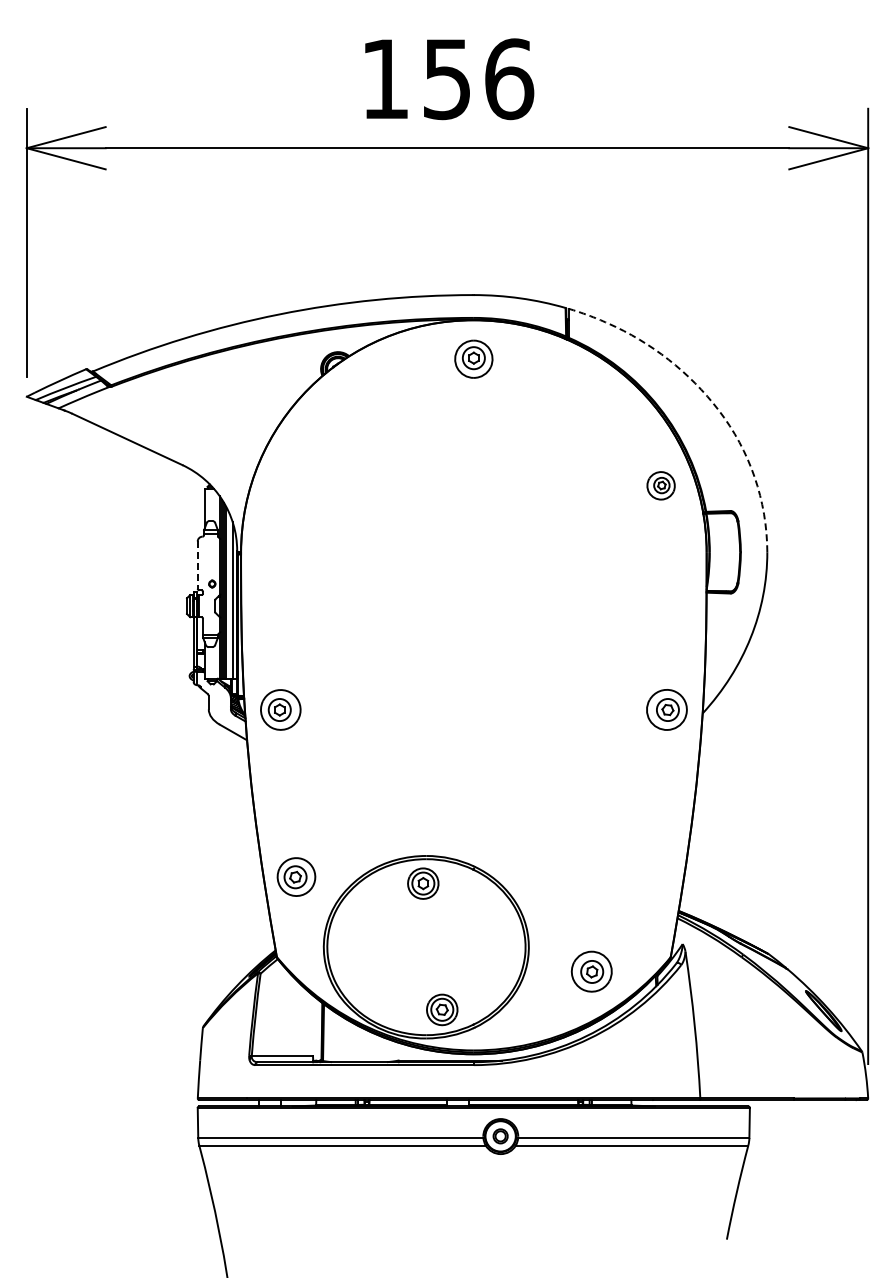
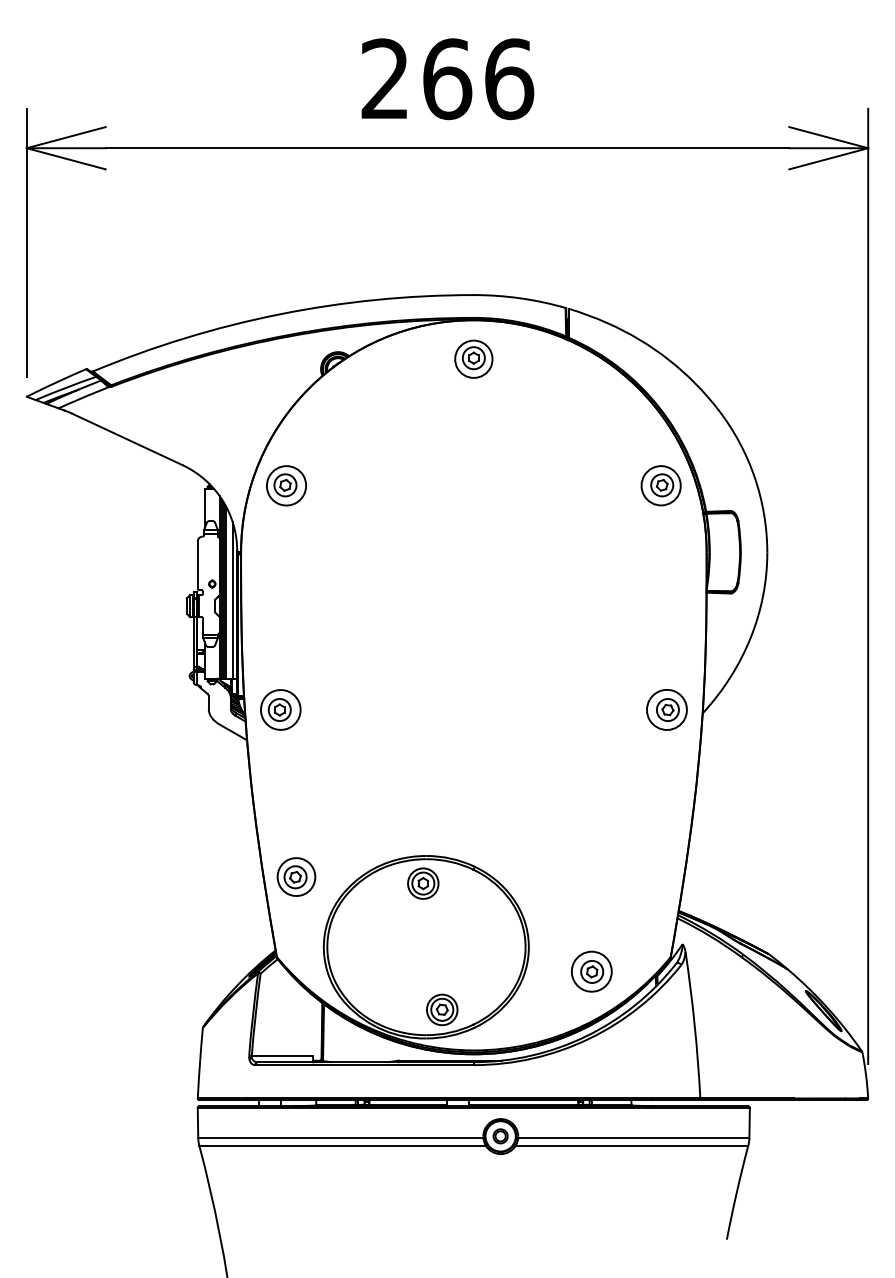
text: 156 -> 266 (416, 79)
line: dashed -> solid (709, 398)
part: none -> present (286, 485)
part size: 30x30 px -> 42x42 px (660, 485)
line: dashed -> solid (197, 565)
